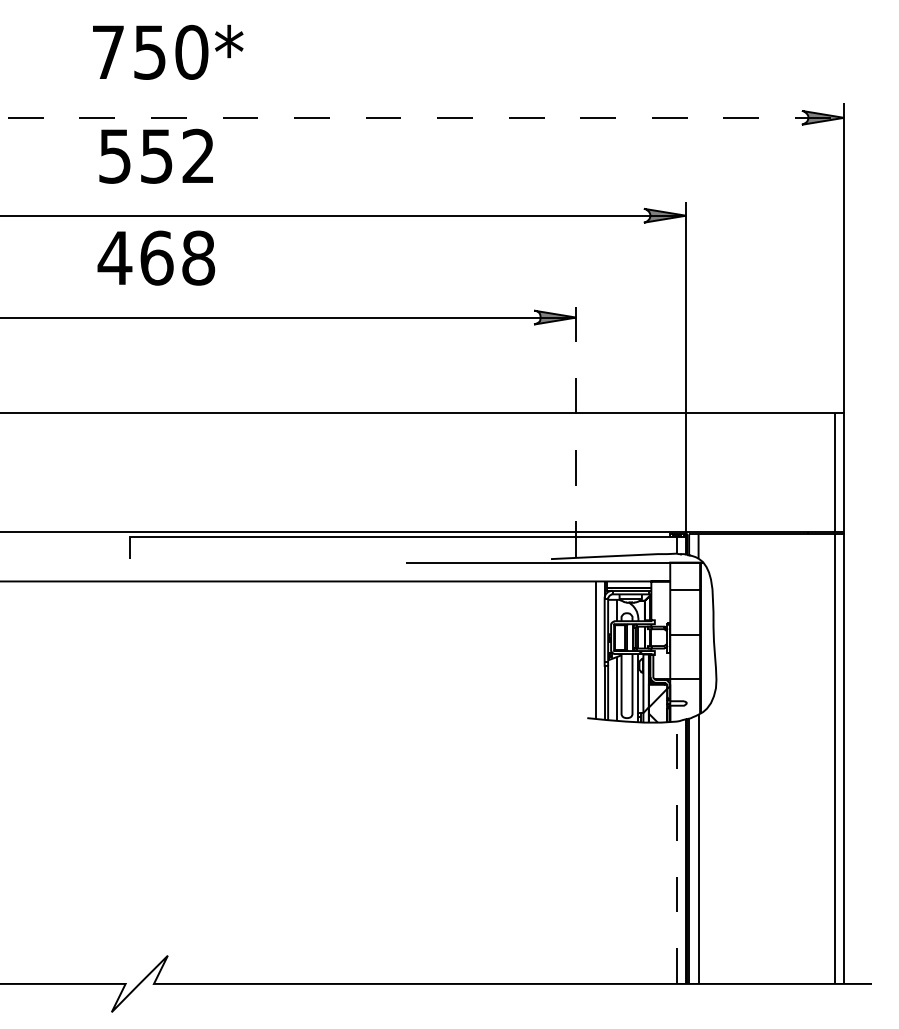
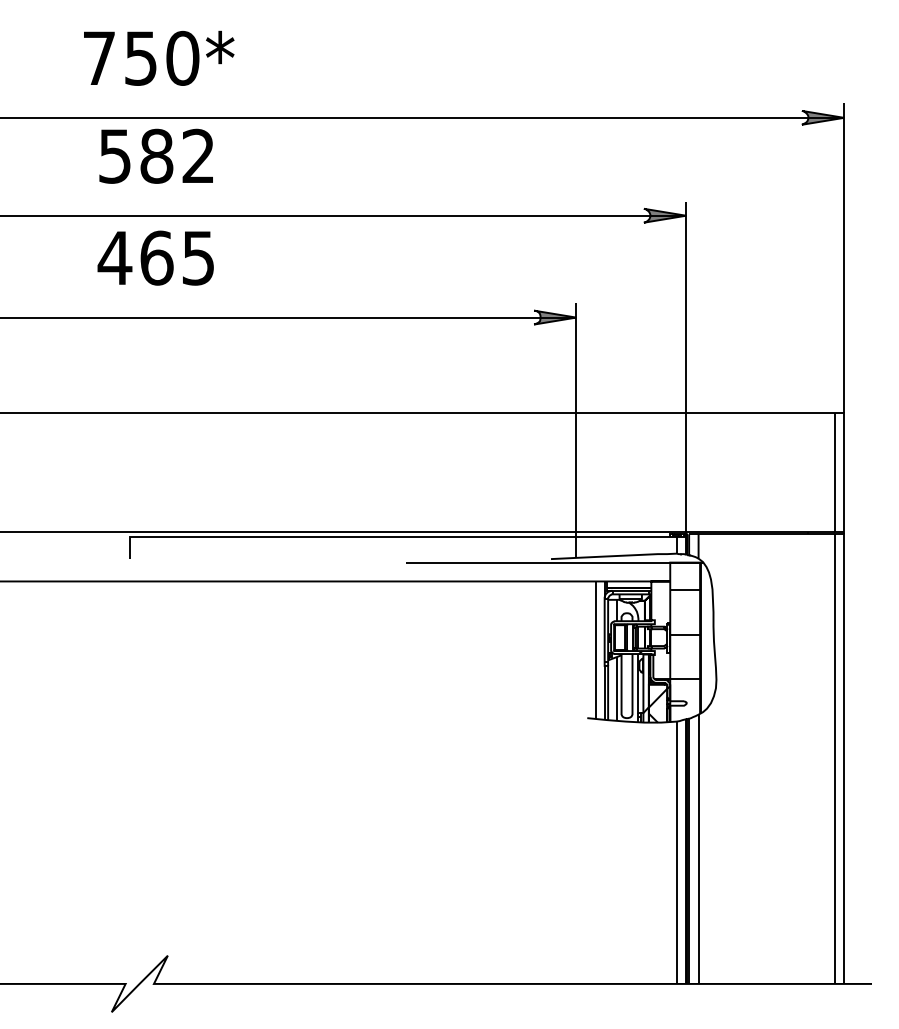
text position: (168, 51) -> (159, 57) (159, 57)
line: dashed -> solid (422, 117)
text: 552 -> 582 (156, 155)
text: 468 -> 465 (198, 257)
line: dashed -> solid (576, 430)
line: dashed -> solid (676, 852)
